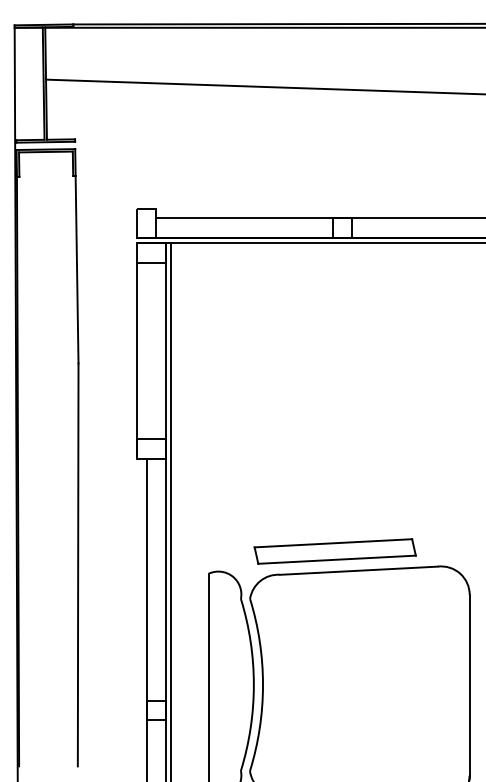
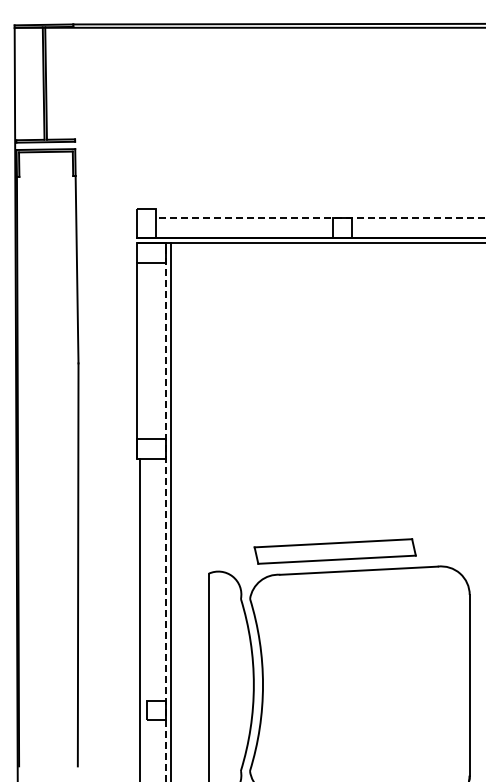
line: present -> none (264, 86)
line: solid -> dashed (320, 218)
line: solid -> dashed (166, 512)
line position: (146, 618) -> (139, 618) (139, 618)
